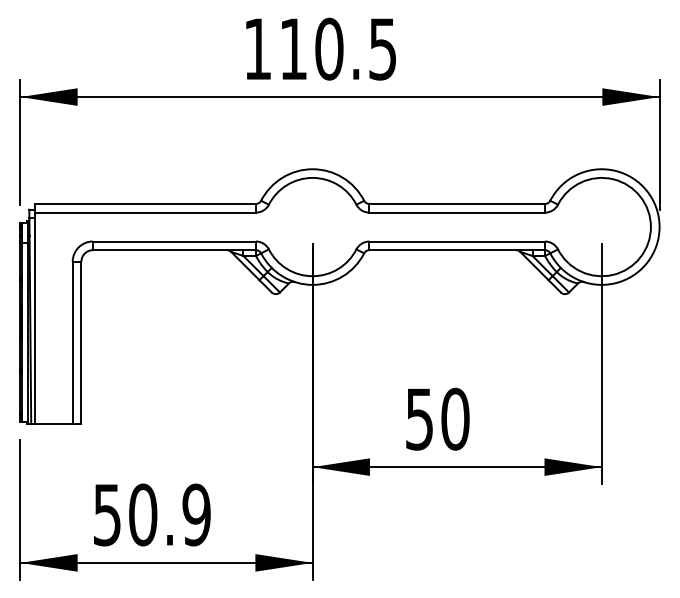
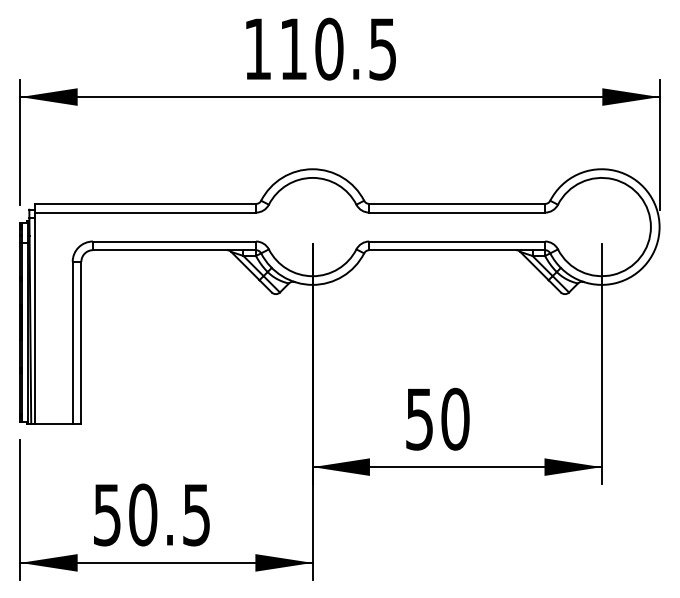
text: 50.9 -> 50.5 (196, 514)
